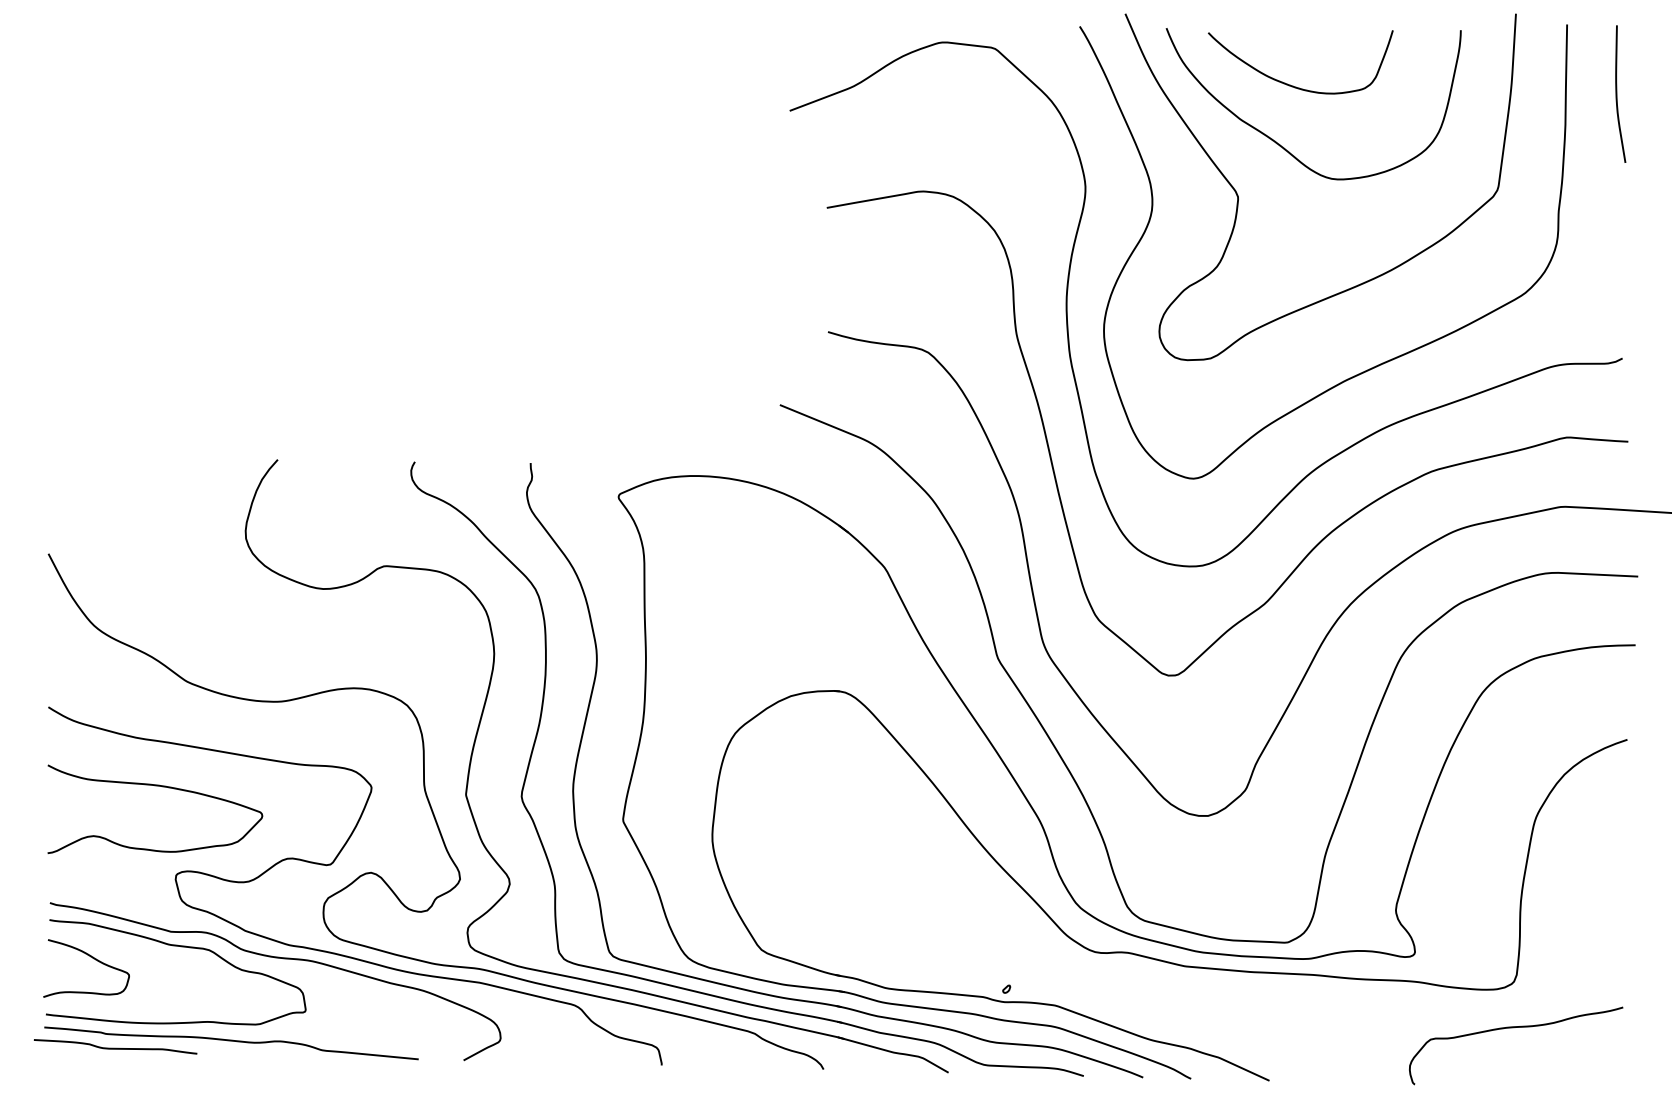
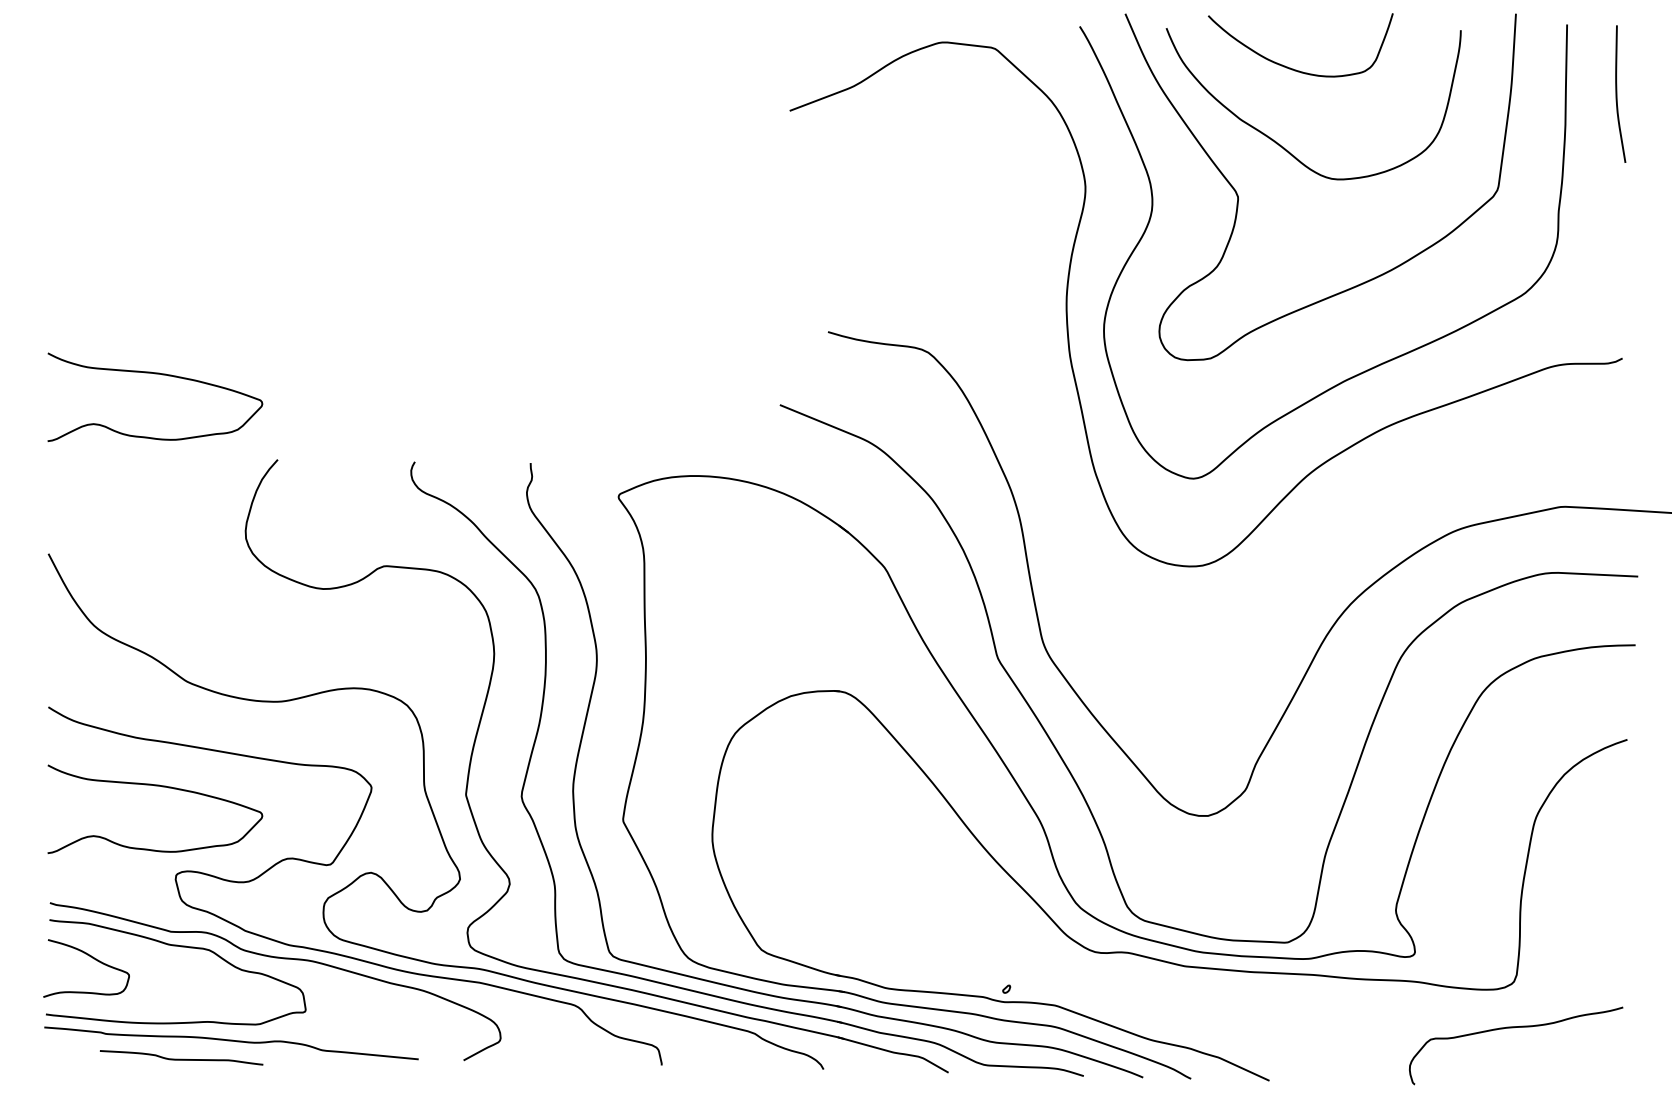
curve position: (1293, 85) -> (1293, 68) (1293, 68)
curve: none -> present (155, 374)
curve: present -> none (1324, 536)
curve position: (115, 1047) -> (181, 1058) (181, 1058)
